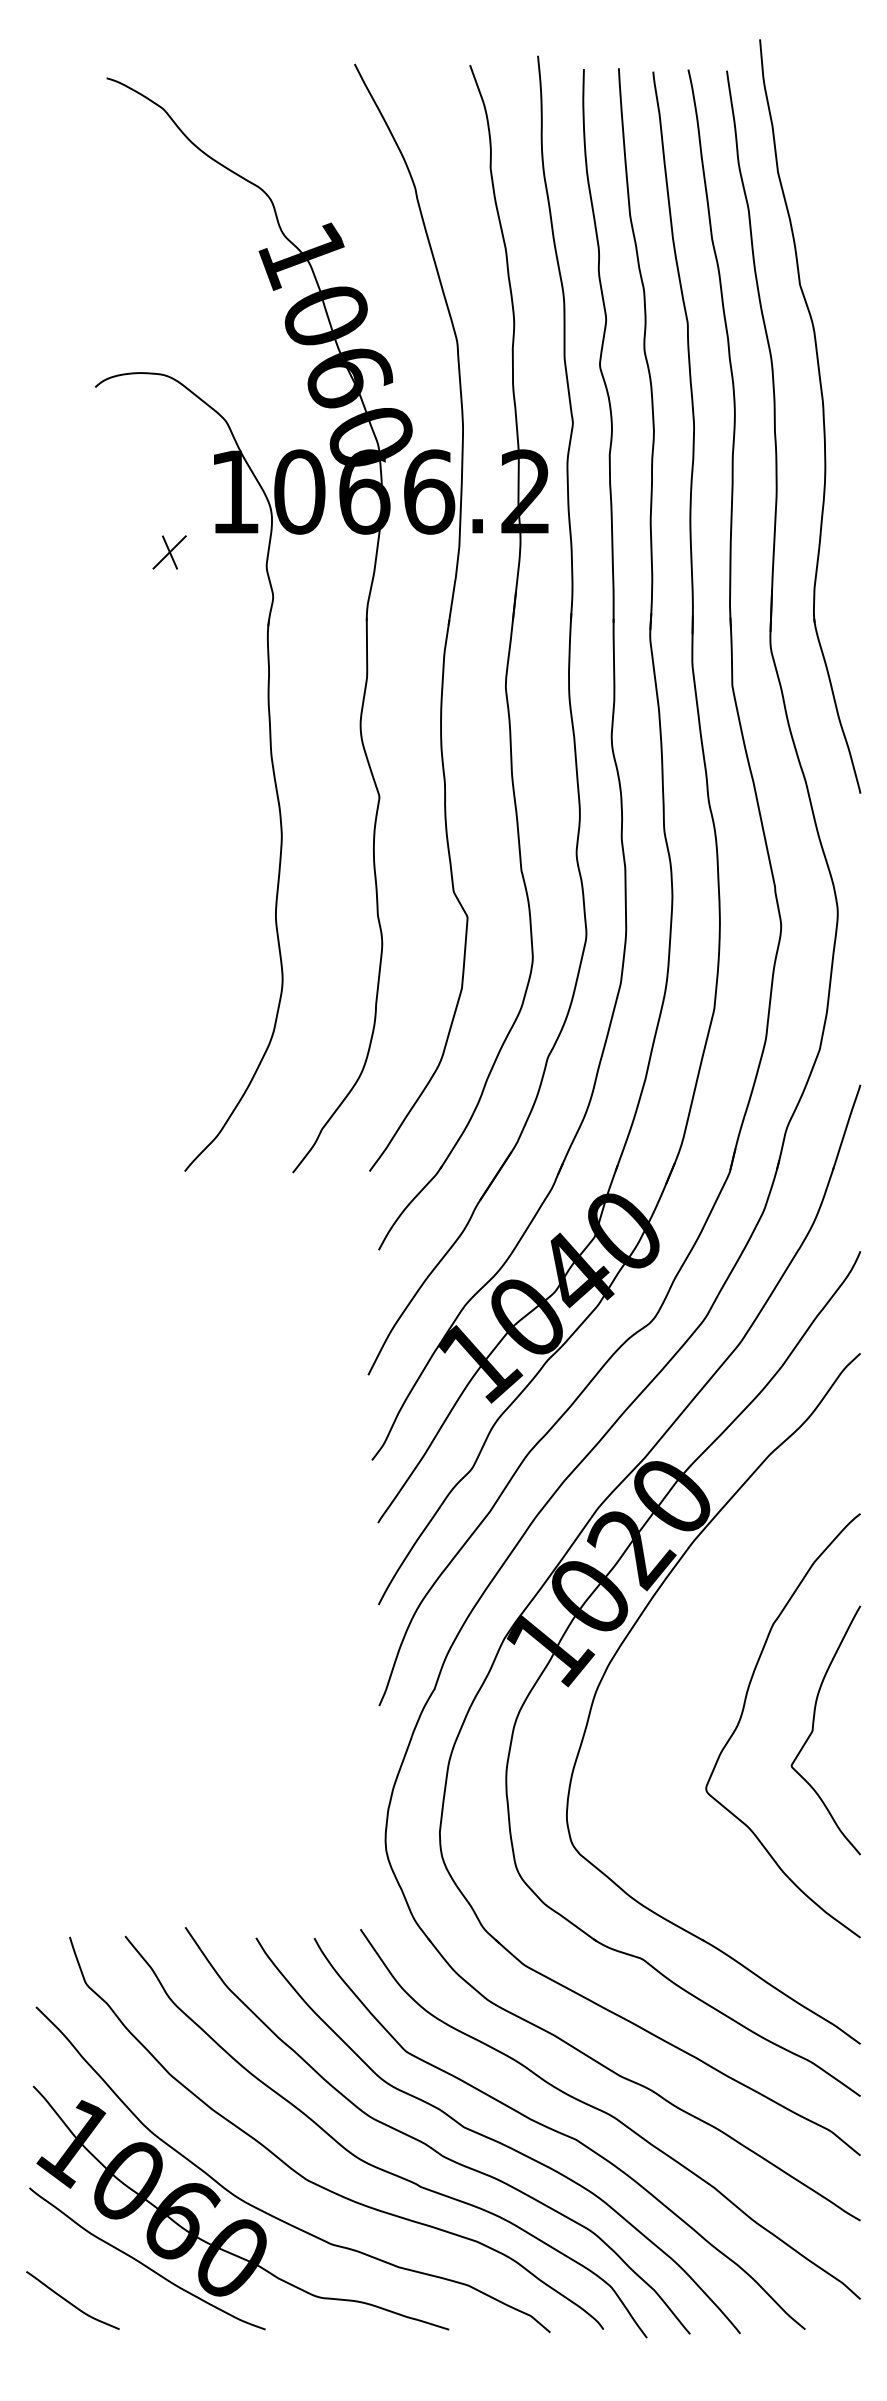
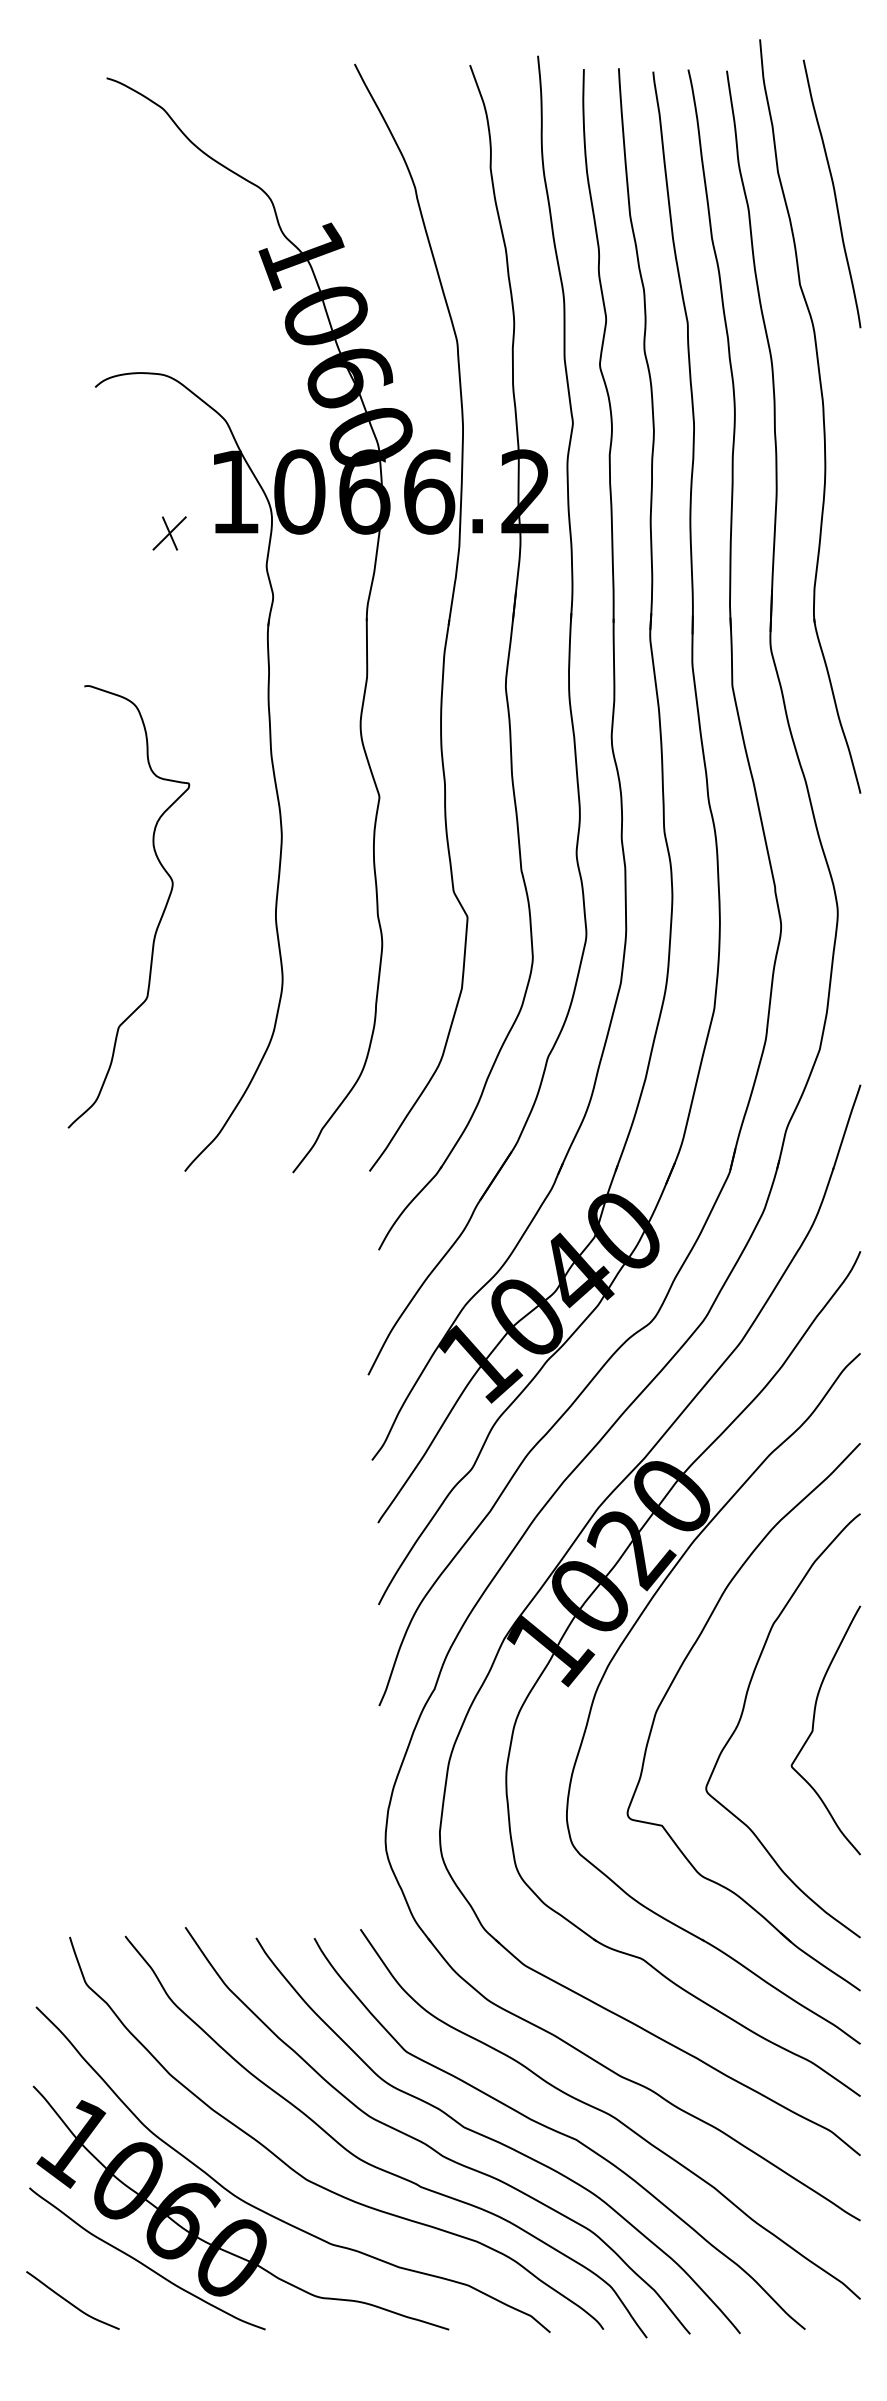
curve: none -> present (833, 192)
part position: (169, 552) -> (169, 533) (169, 533)
curve: none -> present (159, 919)
part: none -> present (673, 1682)
